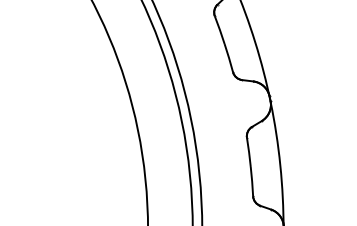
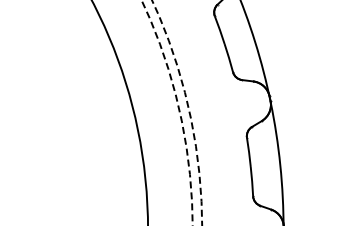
circle: solid -> dashed (166, 112)
circle: solid -> dashed (177, 112)
